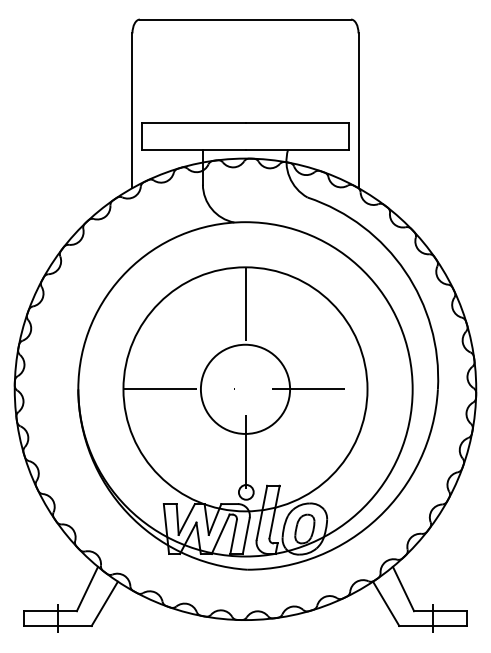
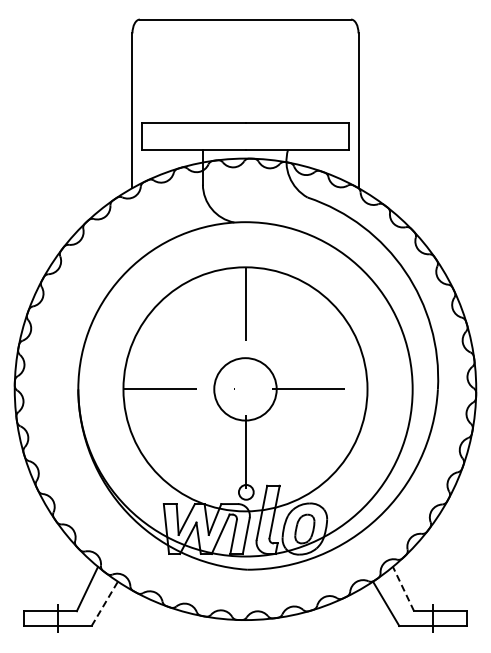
circle diameter: 89 px -> 62 px (245, 389)
line: solid -> dashed (403, 589)
line: solid -> dashed (104, 603)
